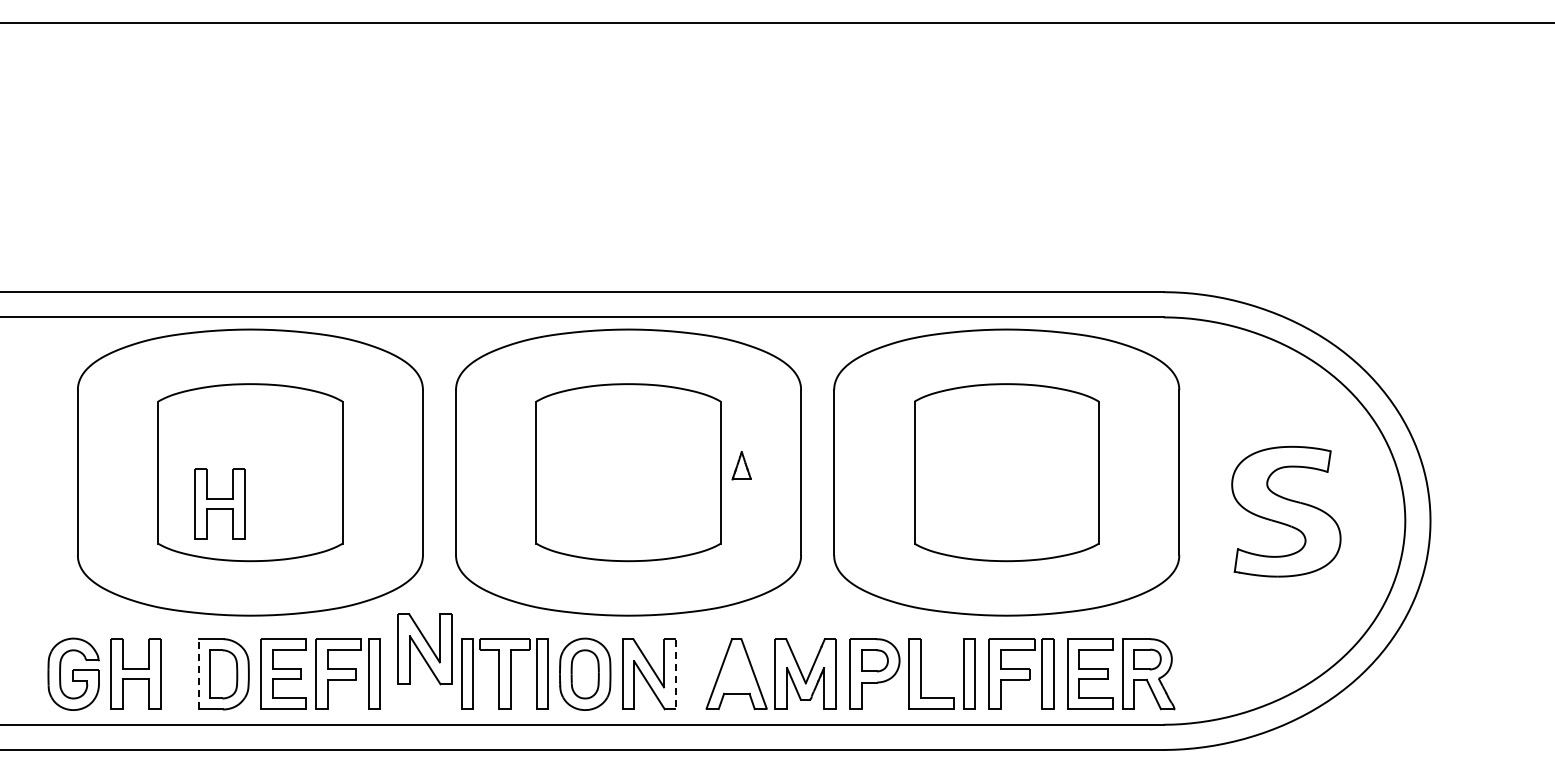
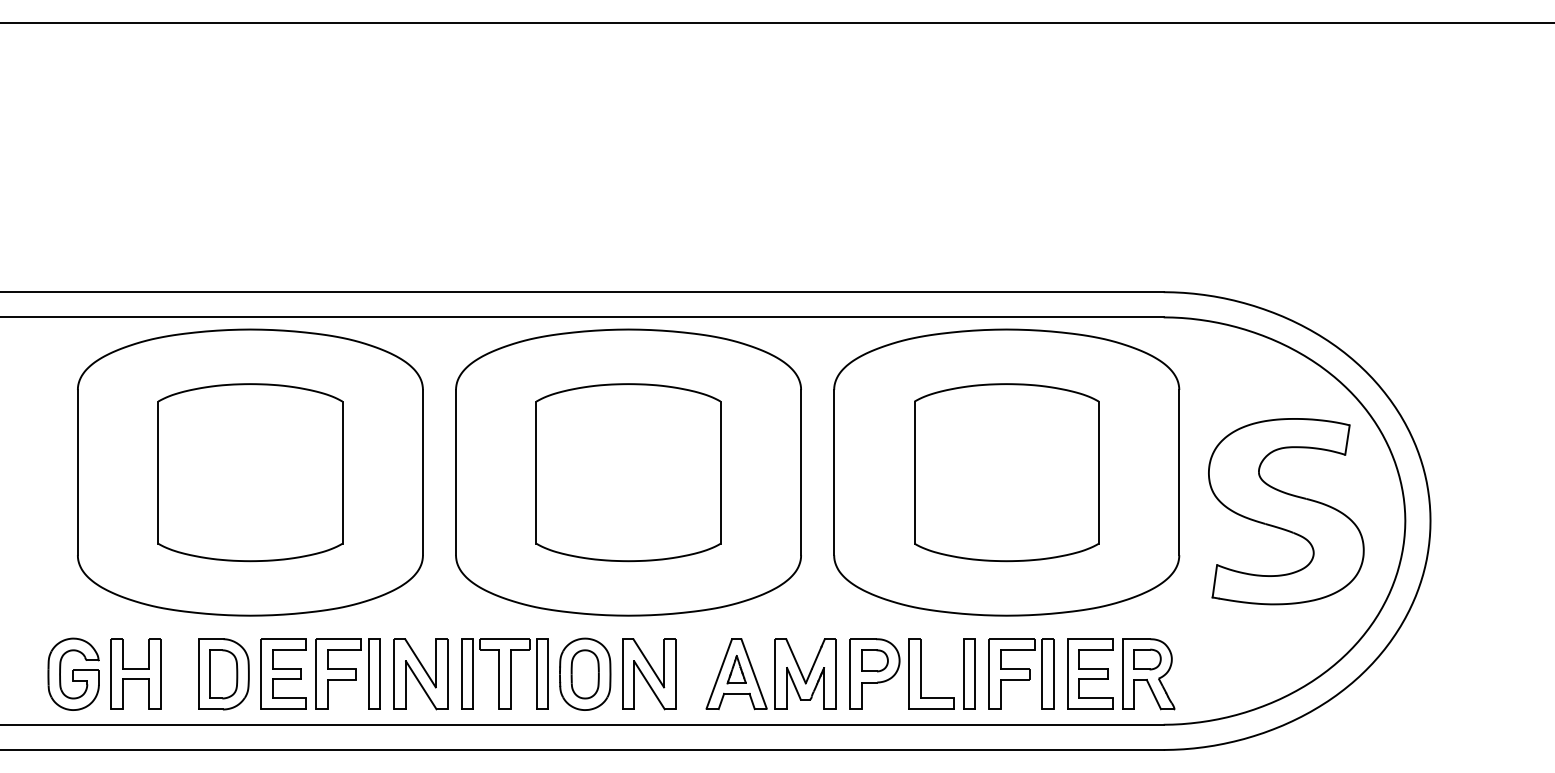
part position: (741, 465) -> (736, 669) (736, 669)
part: present -> none (219, 503)
part size: 111x132 px -> 157x188 px (1286, 511)
part position: (424, 649) -> (420, 674) (420, 674)
line: dashed -> solid (198, 674)
line: dashed -> solid (675, 674)
